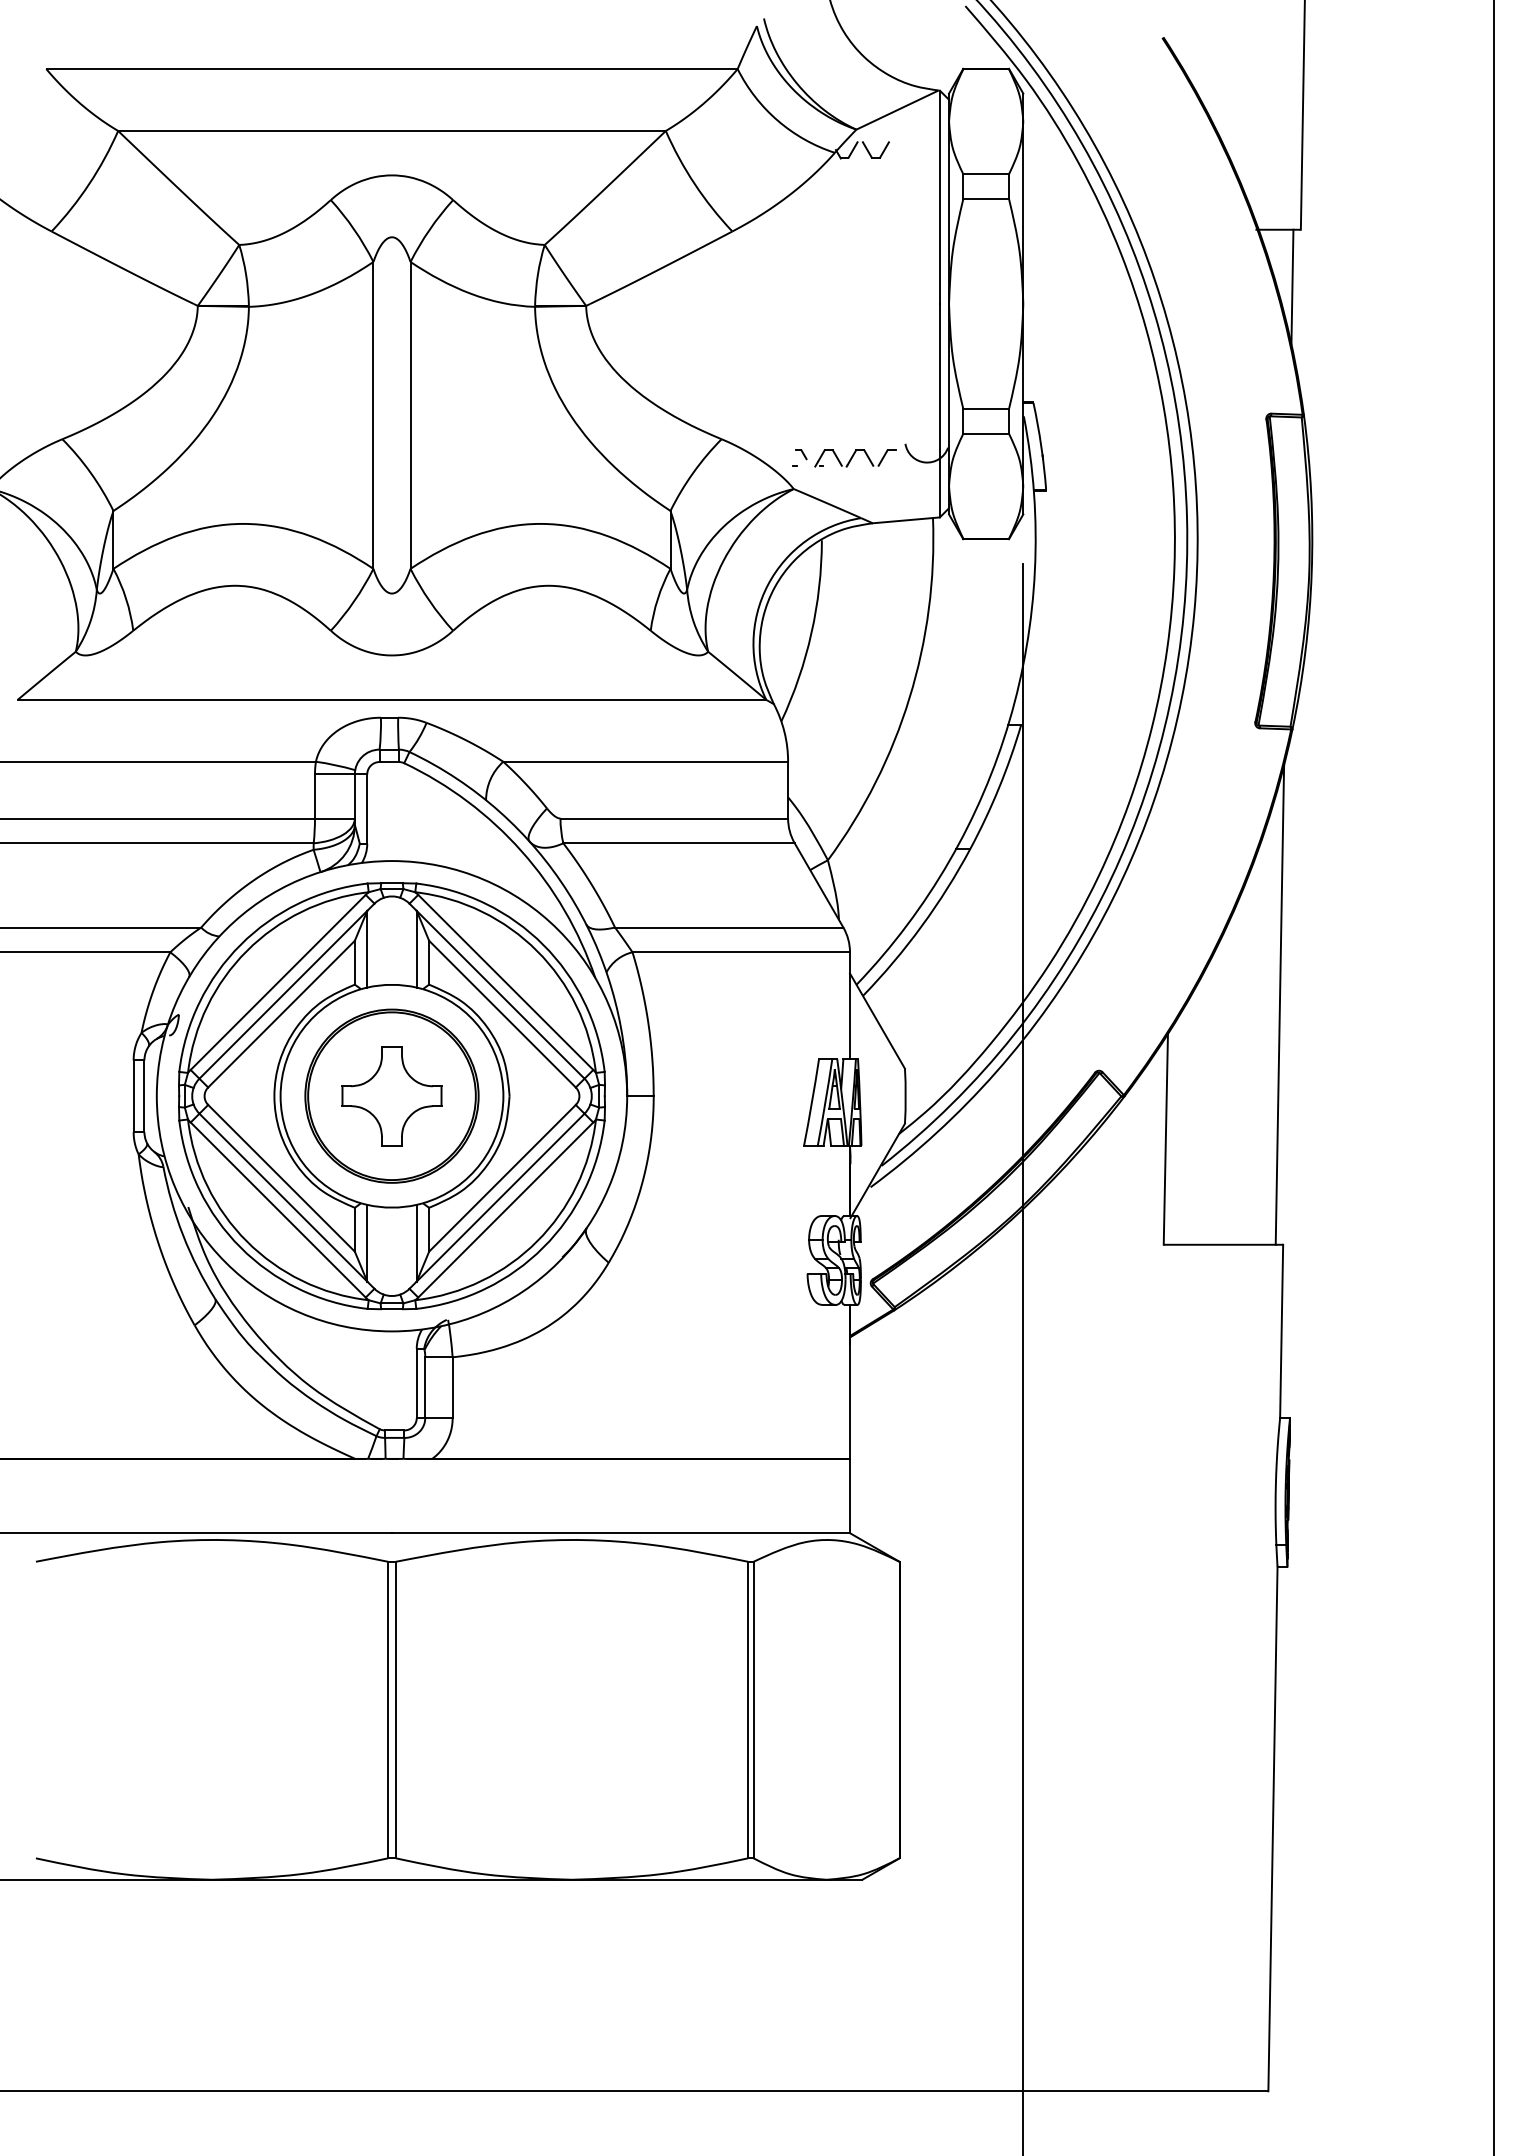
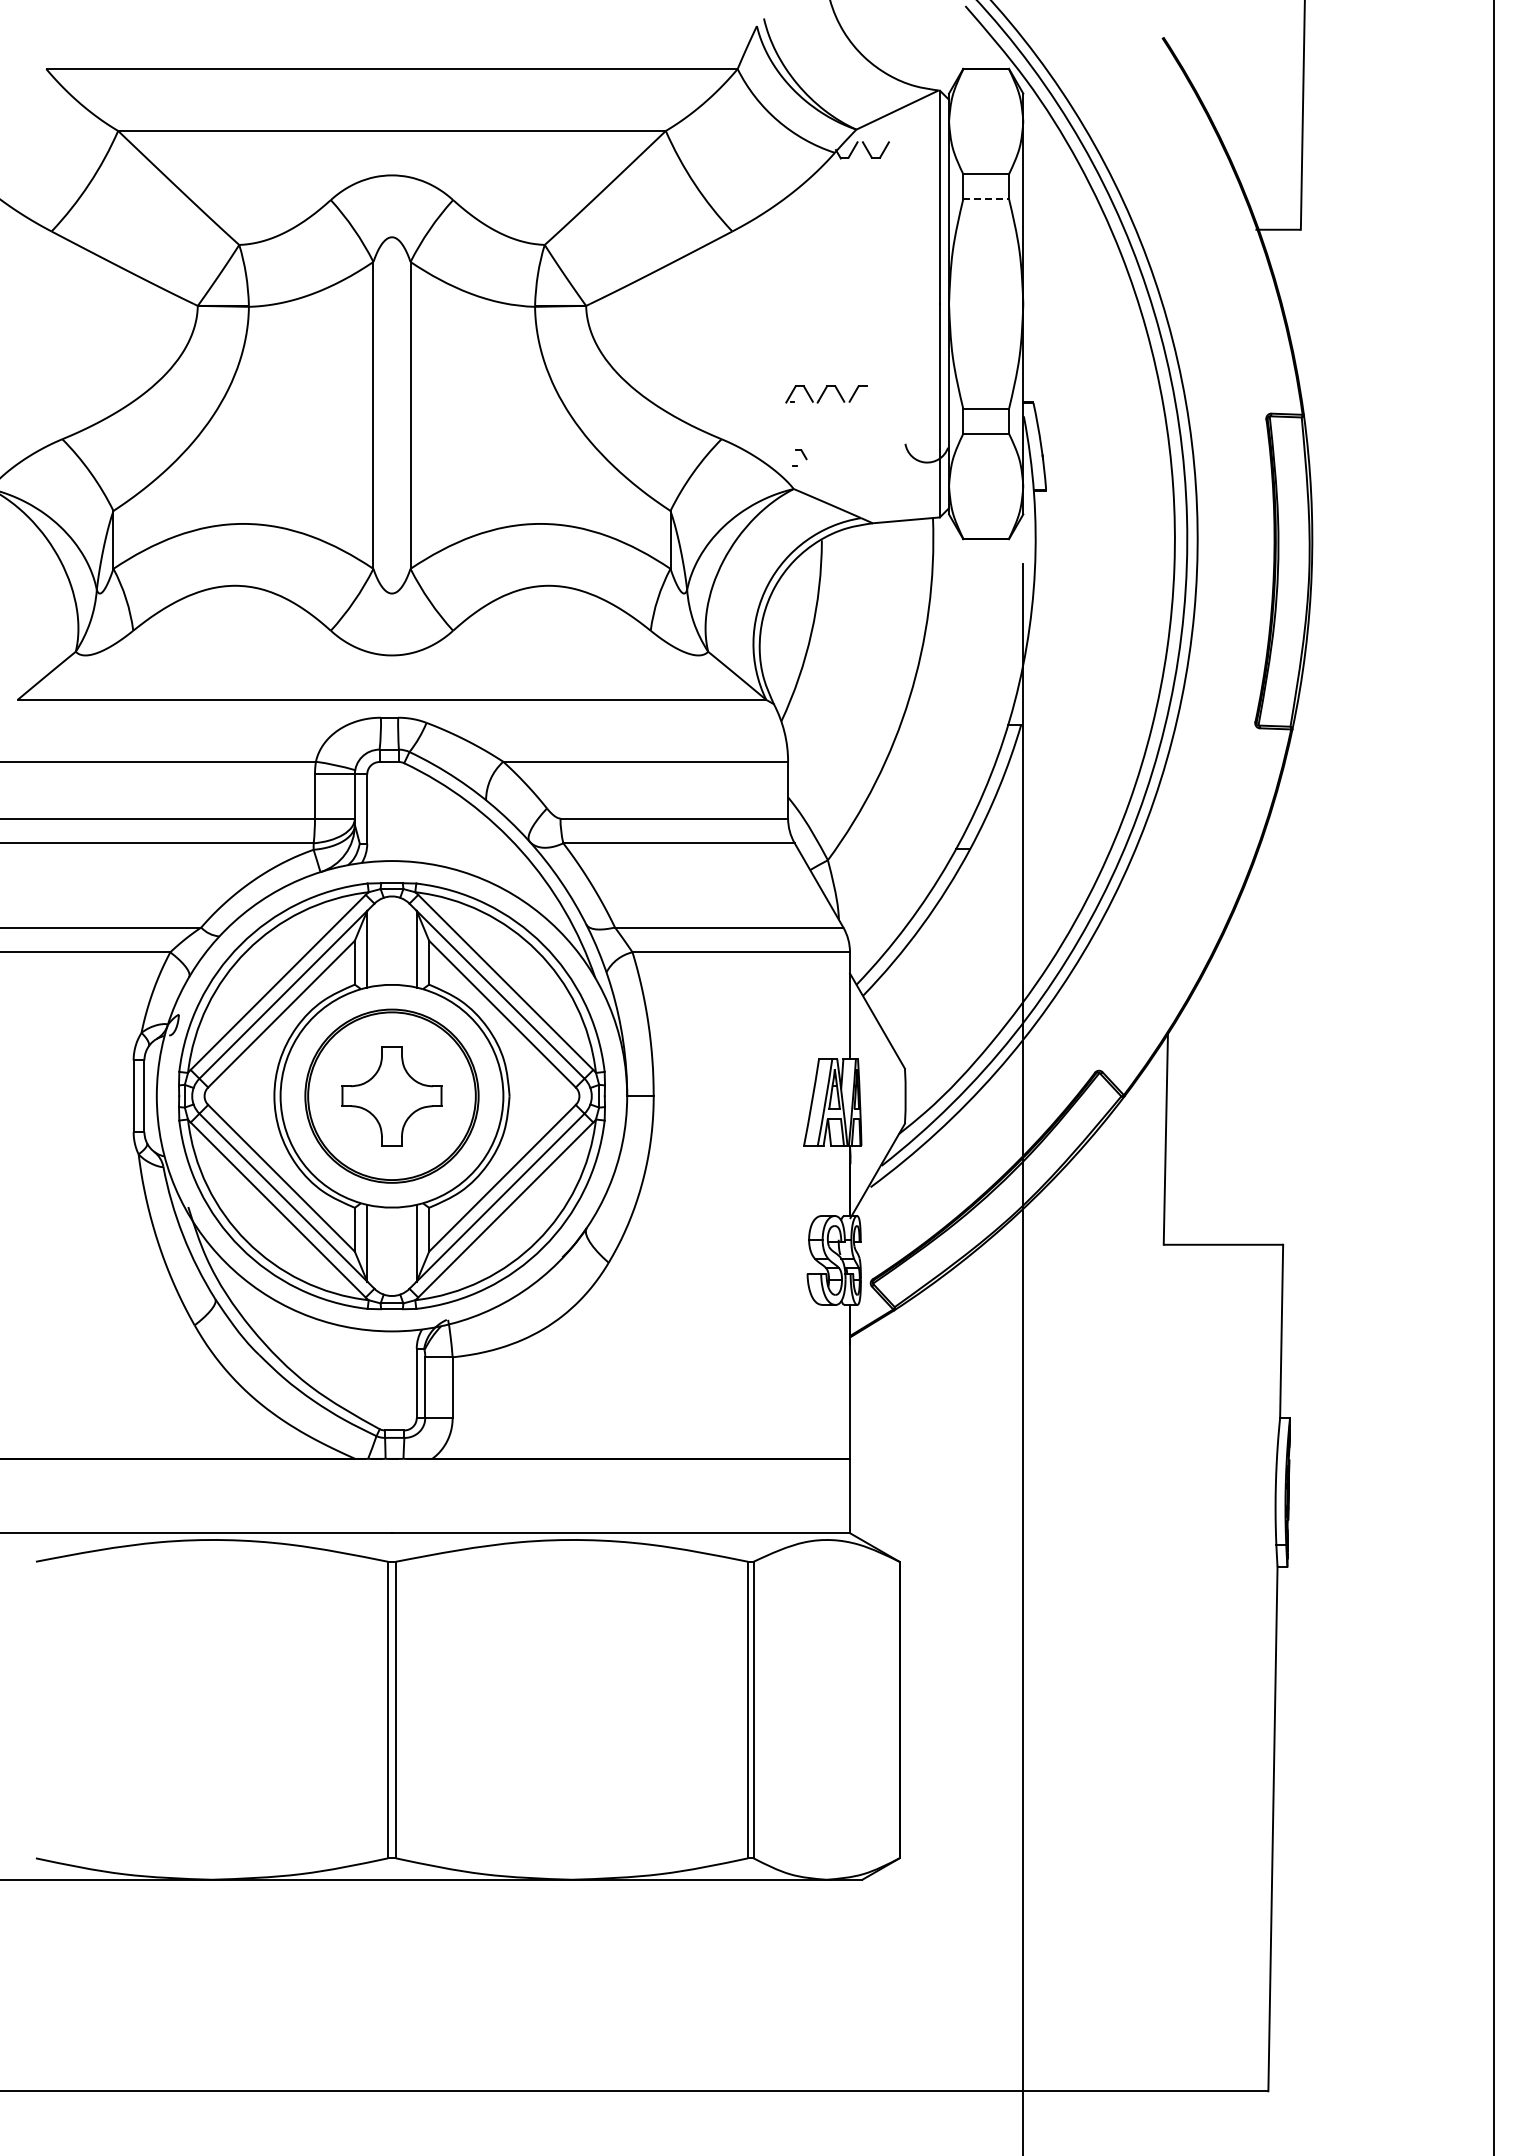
line: solid -> dashed (986, 198)
line: present -> none (1292, 286)
part position: (855, 458) -> (826, 394) (826, 394)
line: present -> none (1279, 1004)
